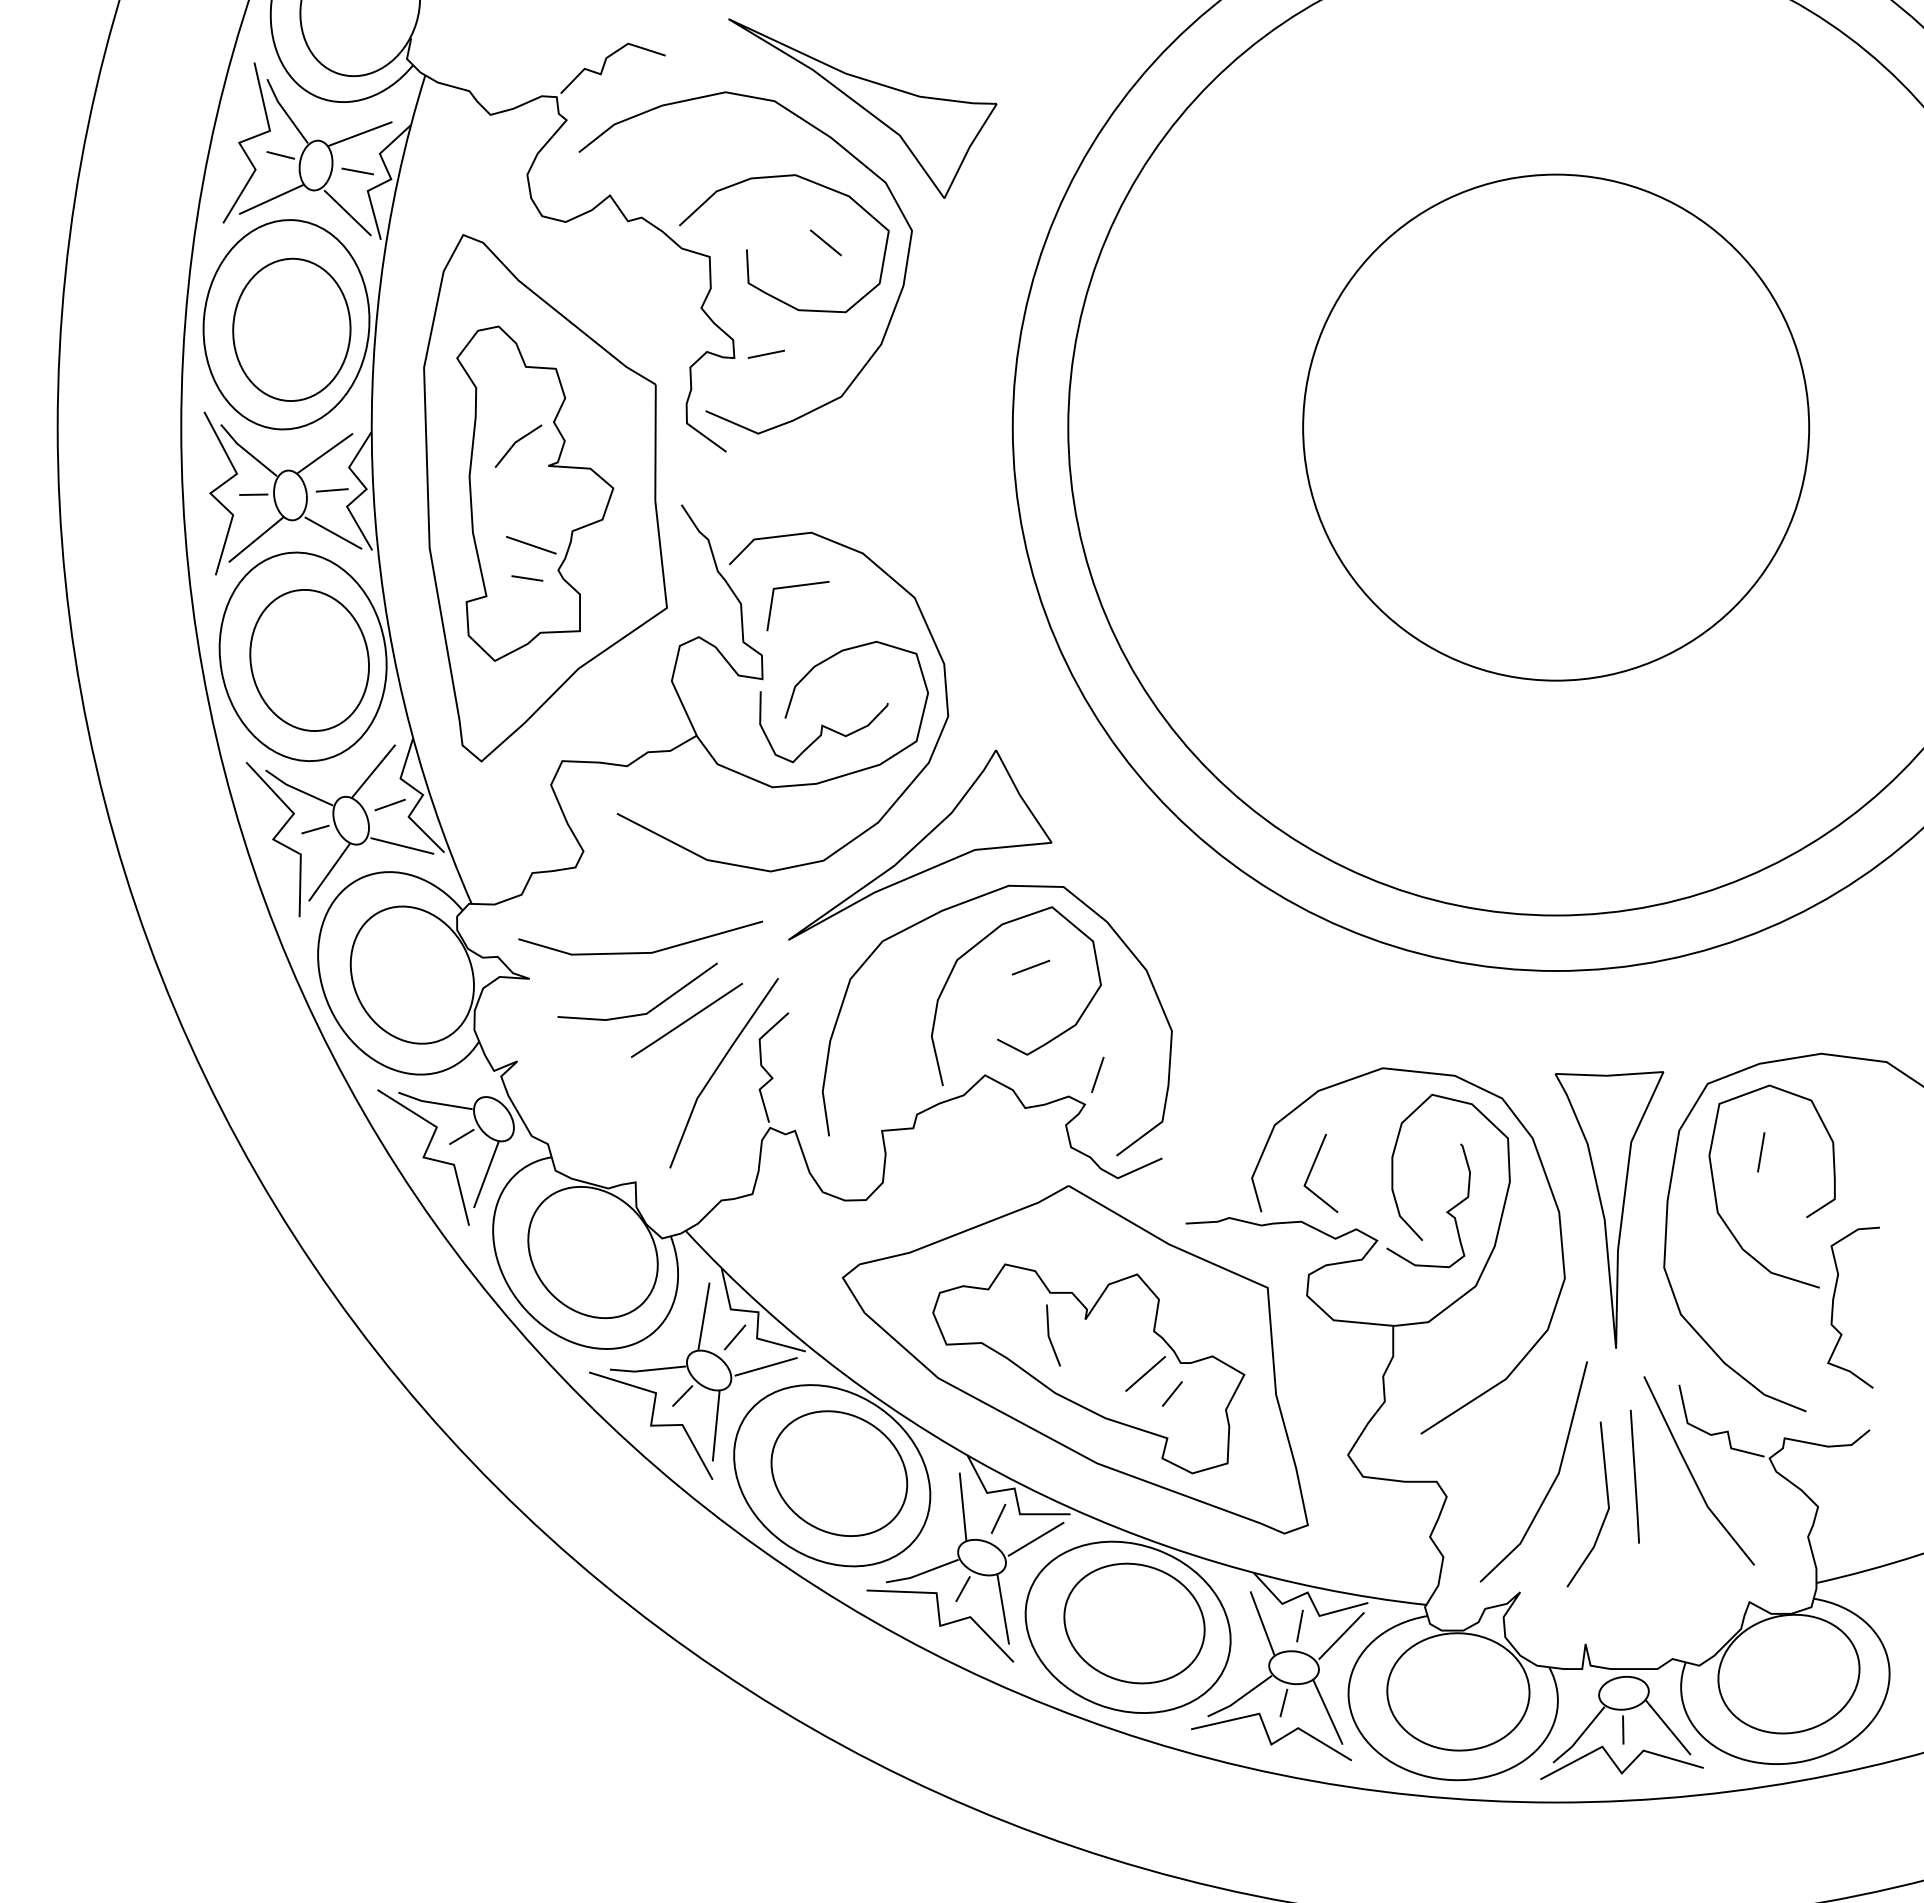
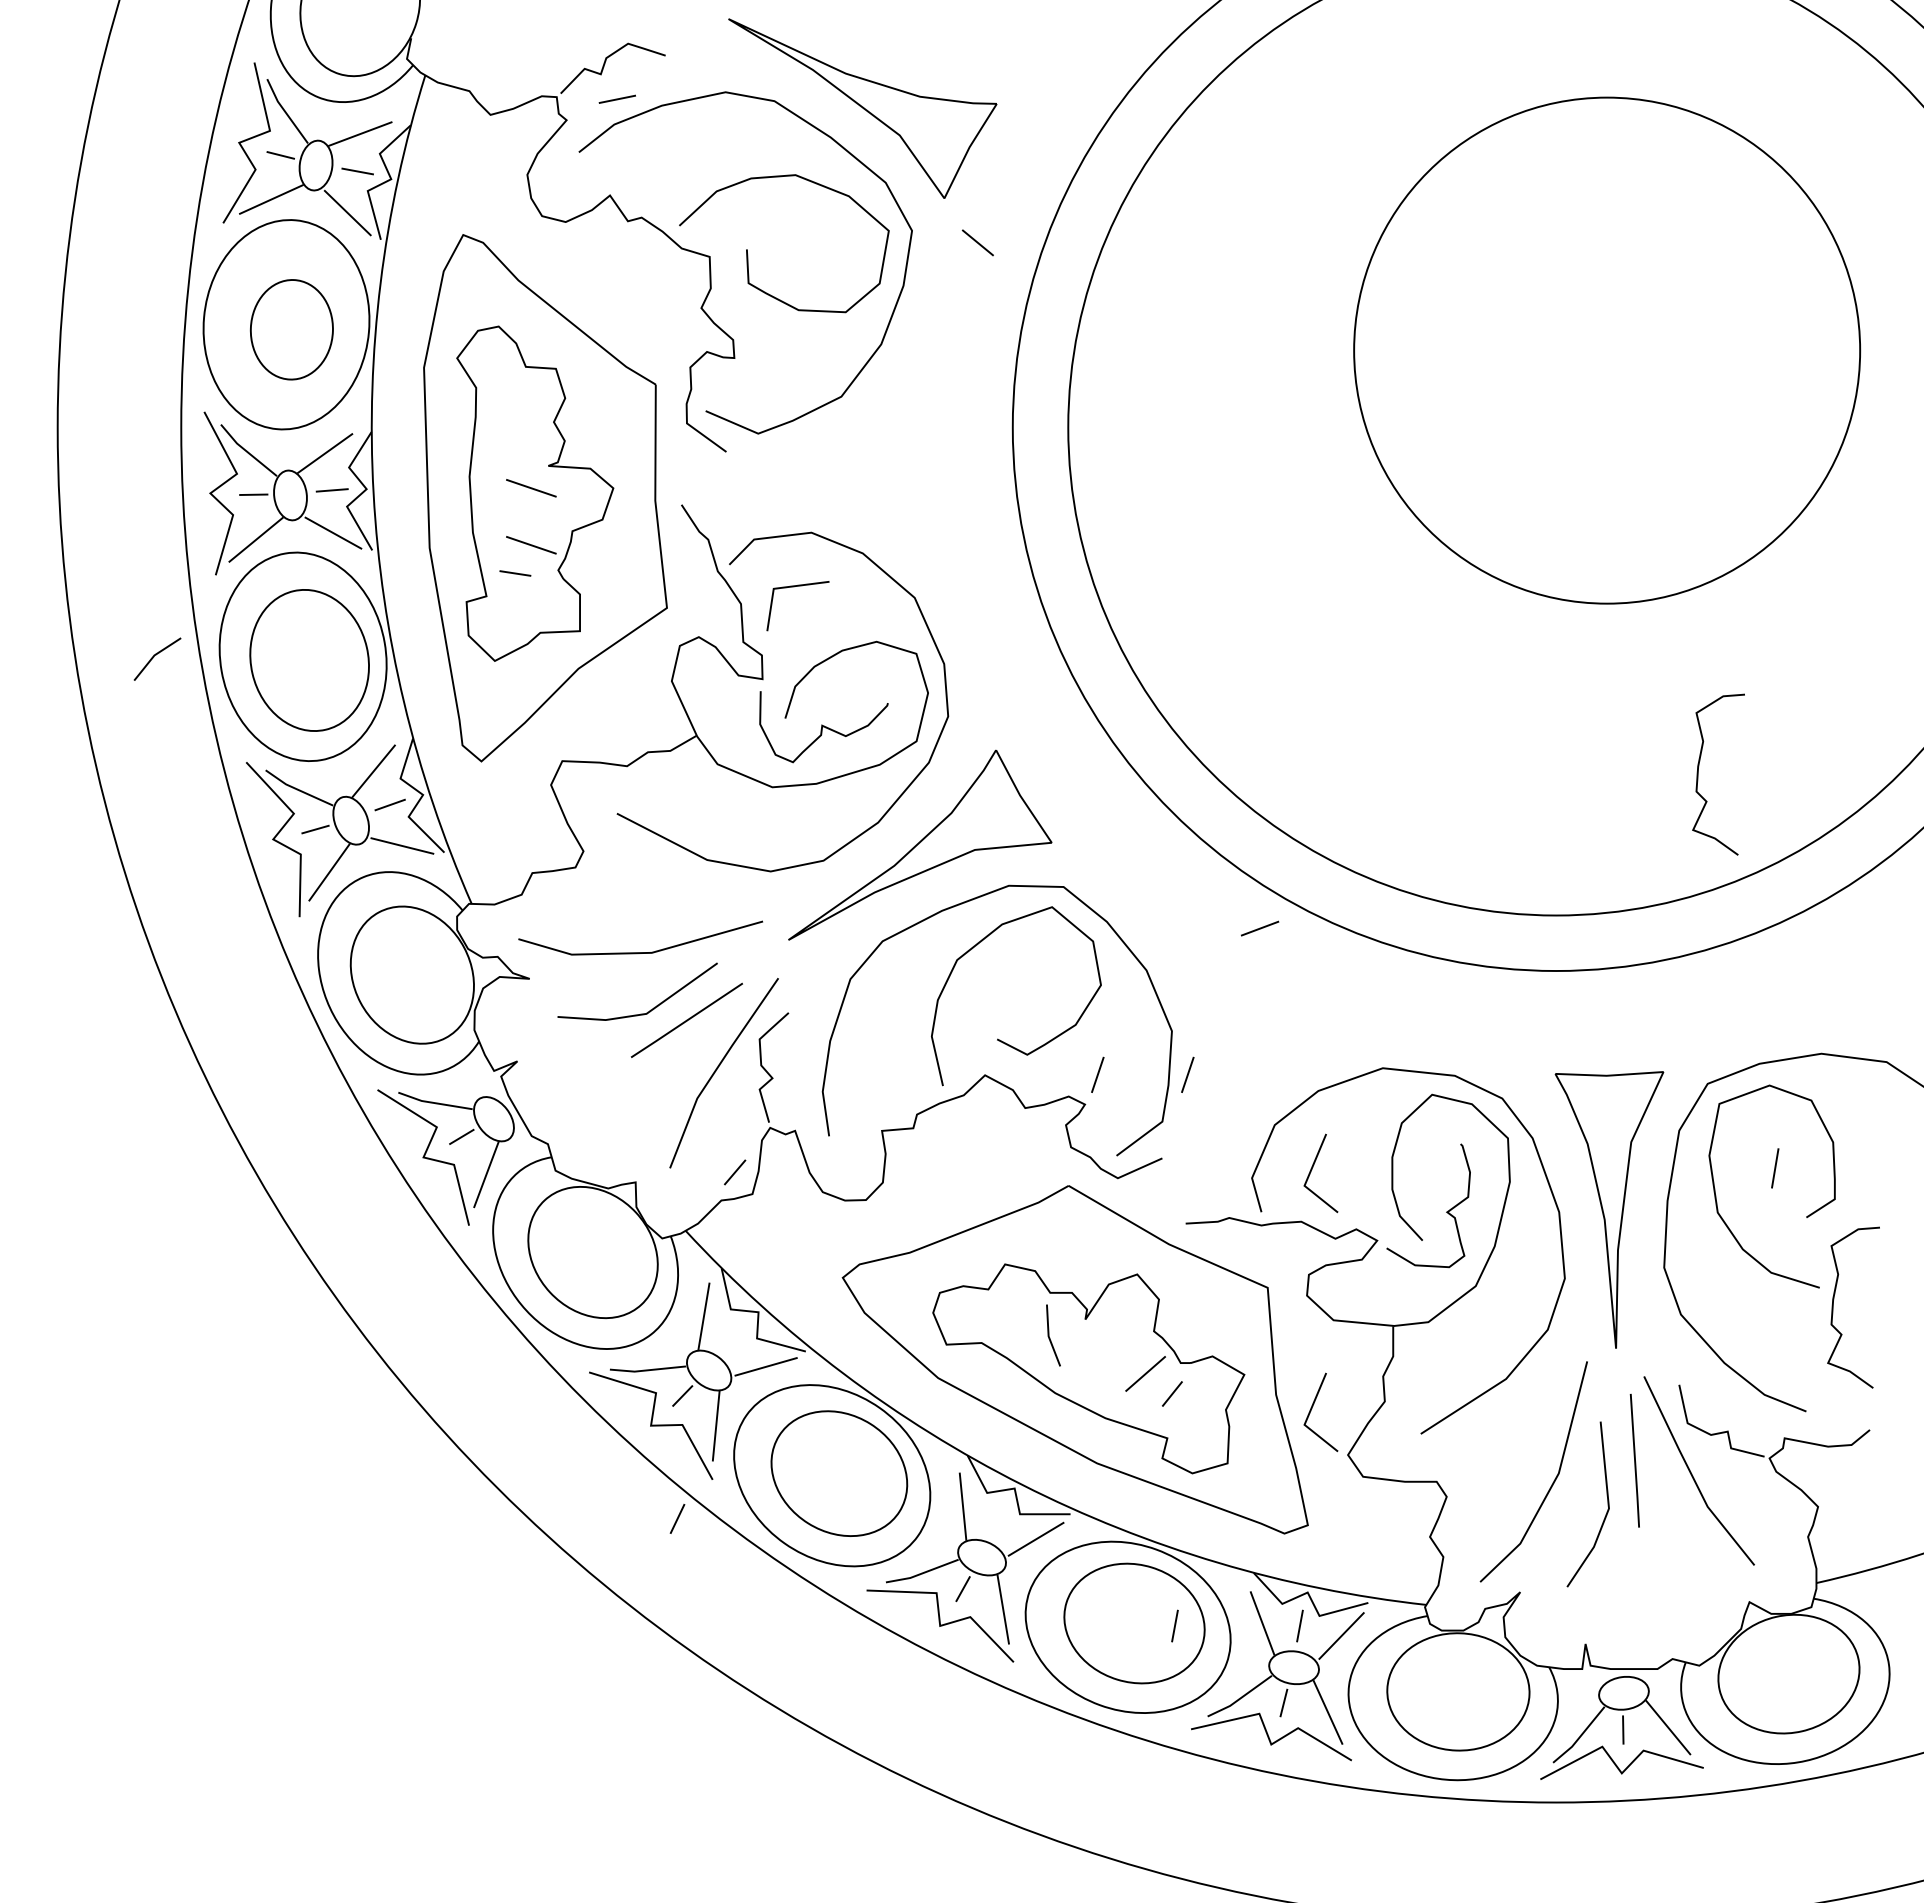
line position: (825, 242) -> (977, 242) (977, 242)
part size: 120x145 px -> 85x102 px (291, 329)
line position: (765, 353) -> (616, 98) (616, 98)
circle position: (1556, 427) -> (1607, 350) (1607, 350)
line position: (517, 442) -> (156, 655) (156, 655)
line: none -> present (531, 488)
line position: (527, 578) -> (515, 573) (515, 573)
curve: none -> present (1698, 774)
line position: (1031, 967) -> (1260, 928) (1260, 928)
line: none -> present (1187, 1074)
line position: (1761, 1152) -> (1775, 1168) (1775, 1168)
line position: (735, 1337) -> (735, 1172) (735, 1172)
line: none -> present (1312, 1408)
line position: (1634, 1476) -> (1634, 1460) (1634, 1460)
line position: (998, 1518) -> (677, 1518) (677, 1518)
line: none -> present (1174, 1625)
